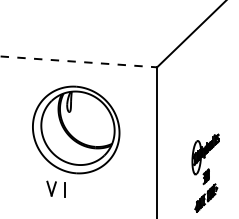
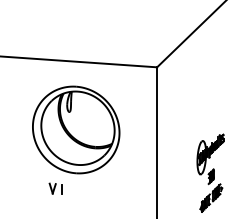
line: dashed -> solid (79, 61)
part position: (205, 172) -> (210, 172) (210, 172)
part size: 20x18 px -> 15x13 px (55, 188)
